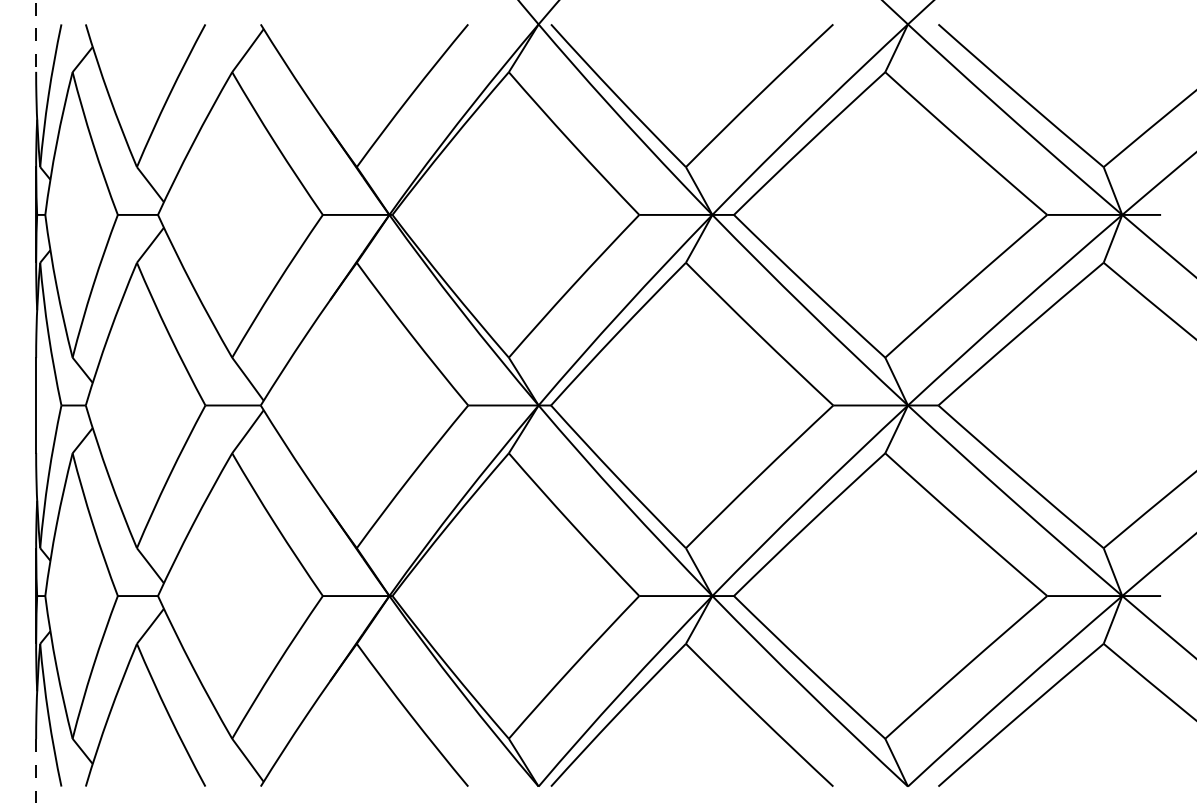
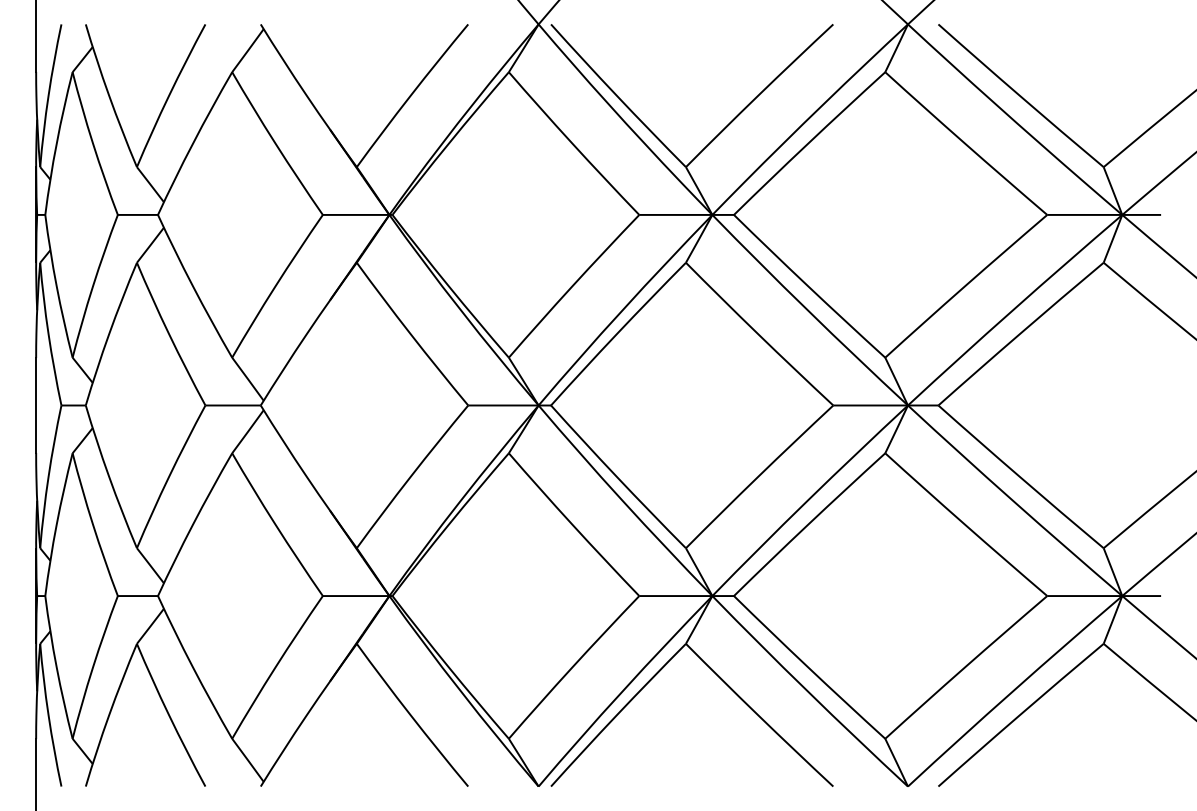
line: dashed -> solid (36, 36)
line: dashed -> solid (36, 775)
